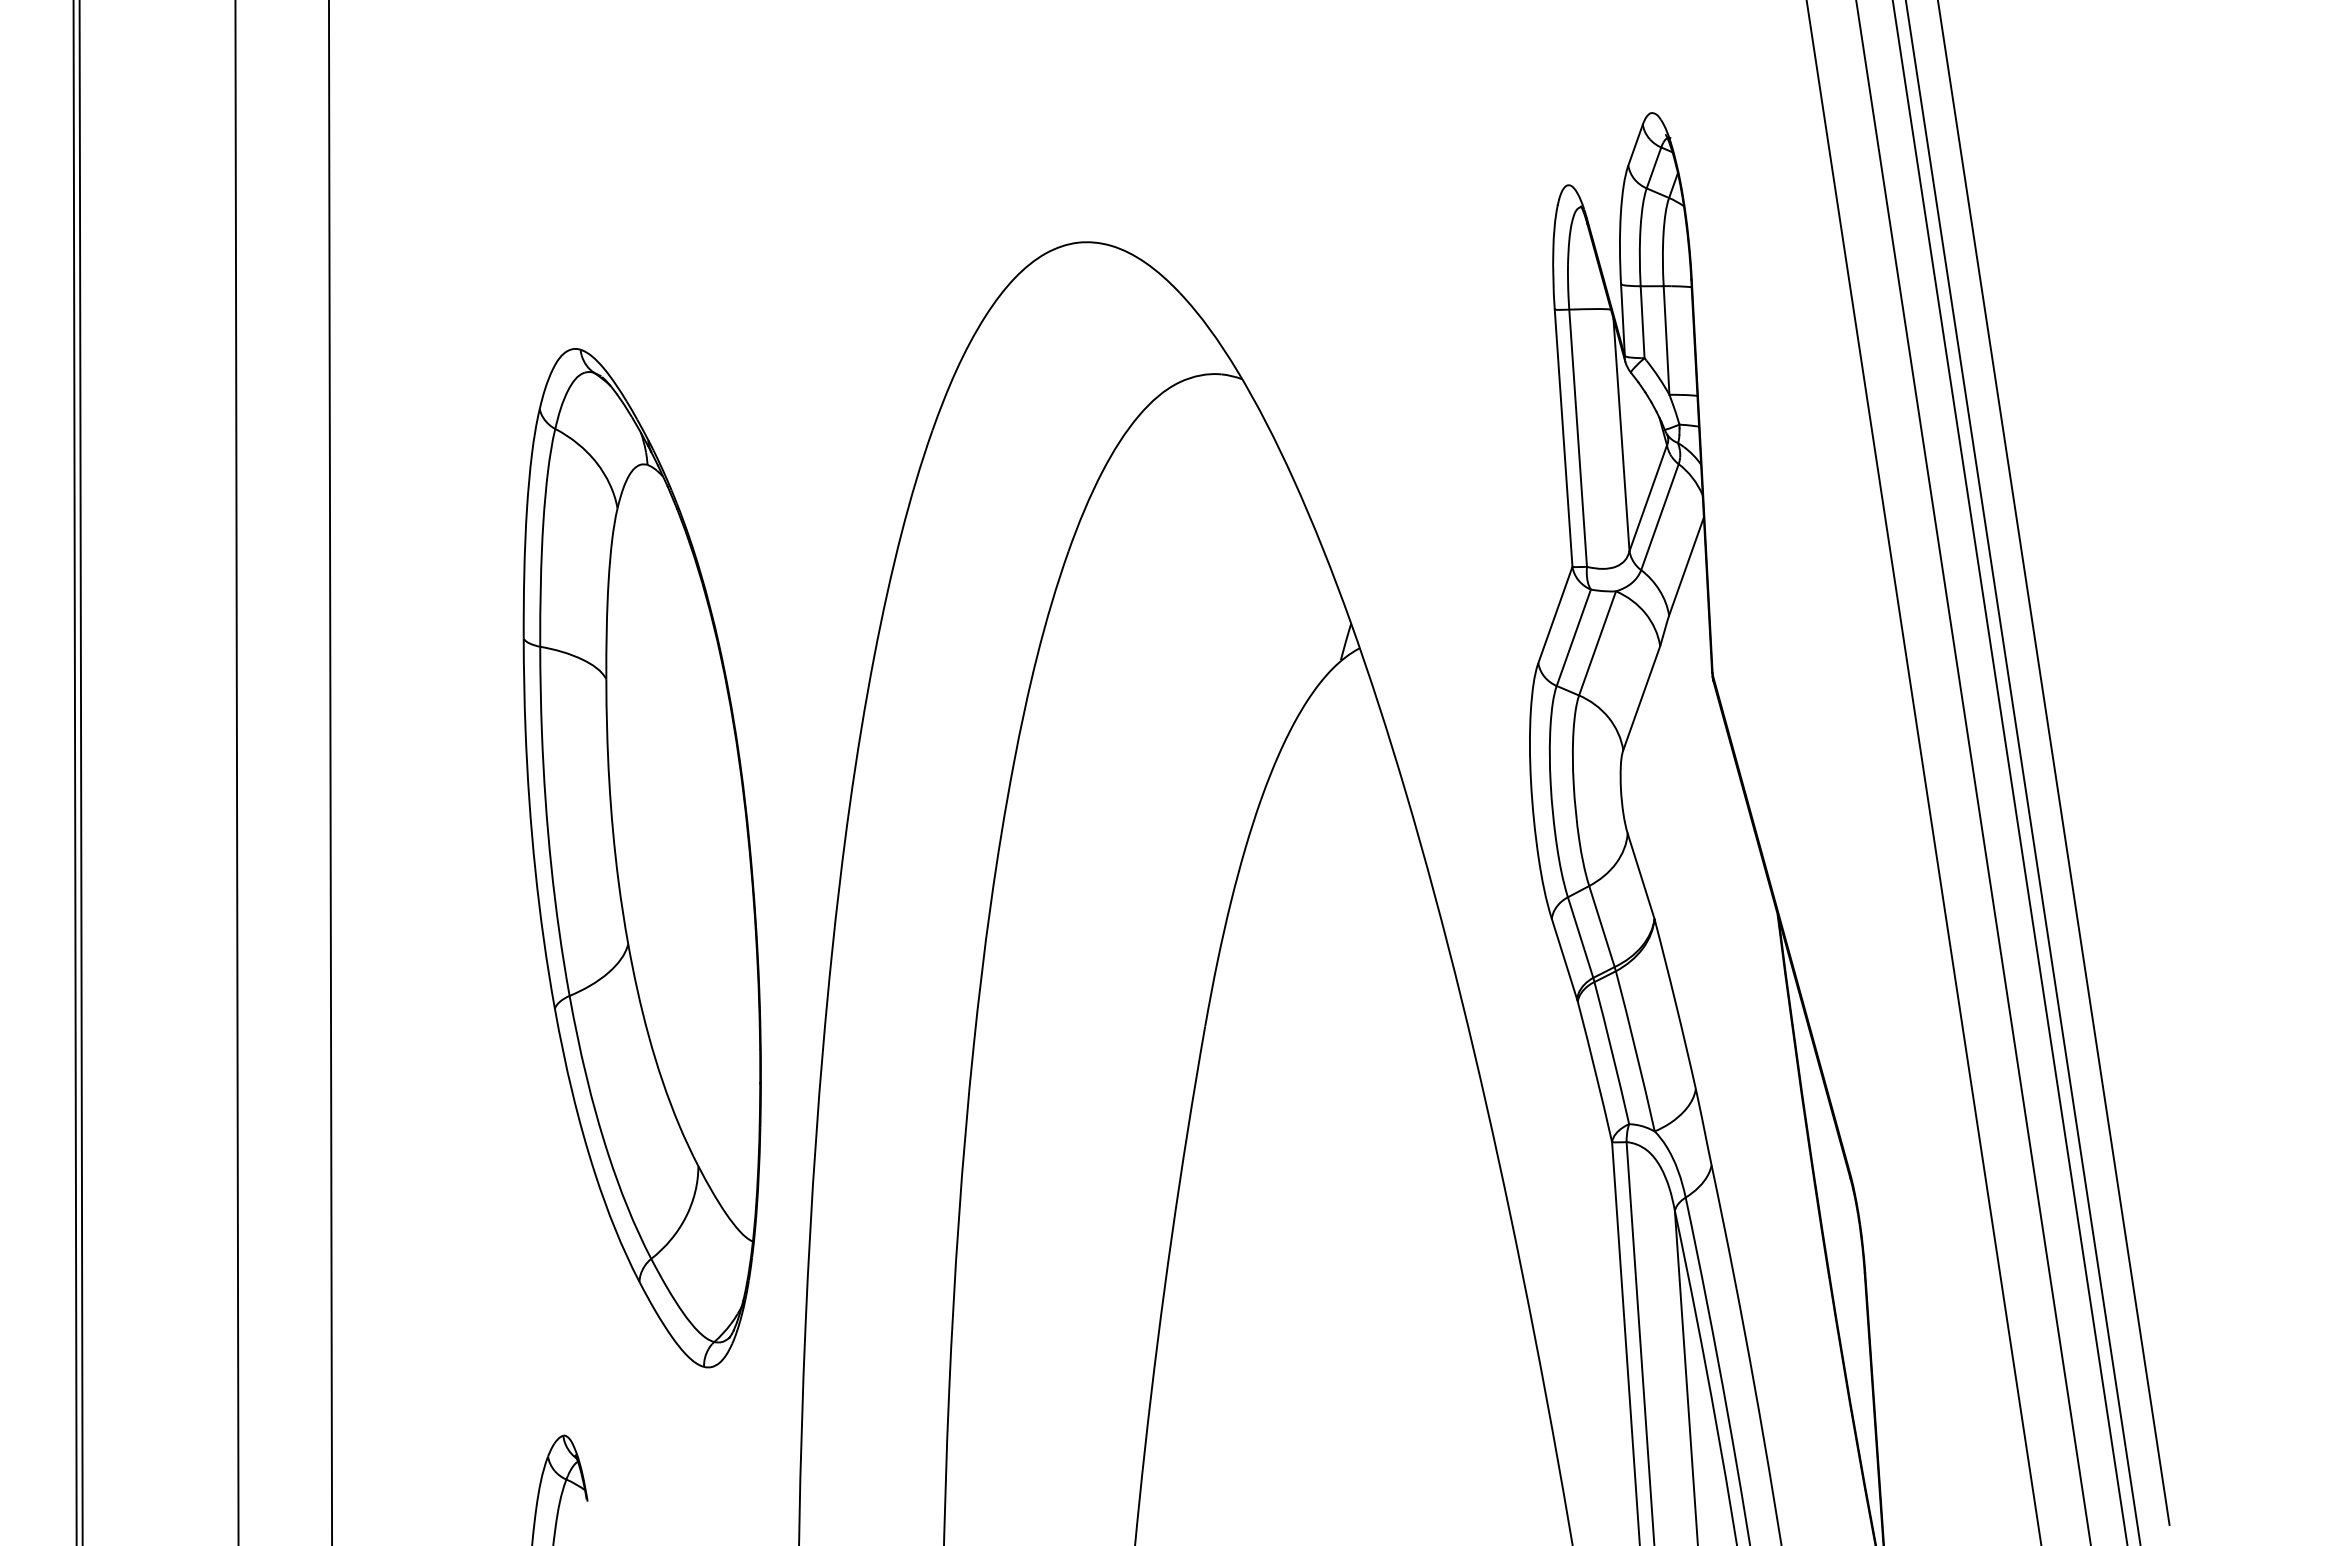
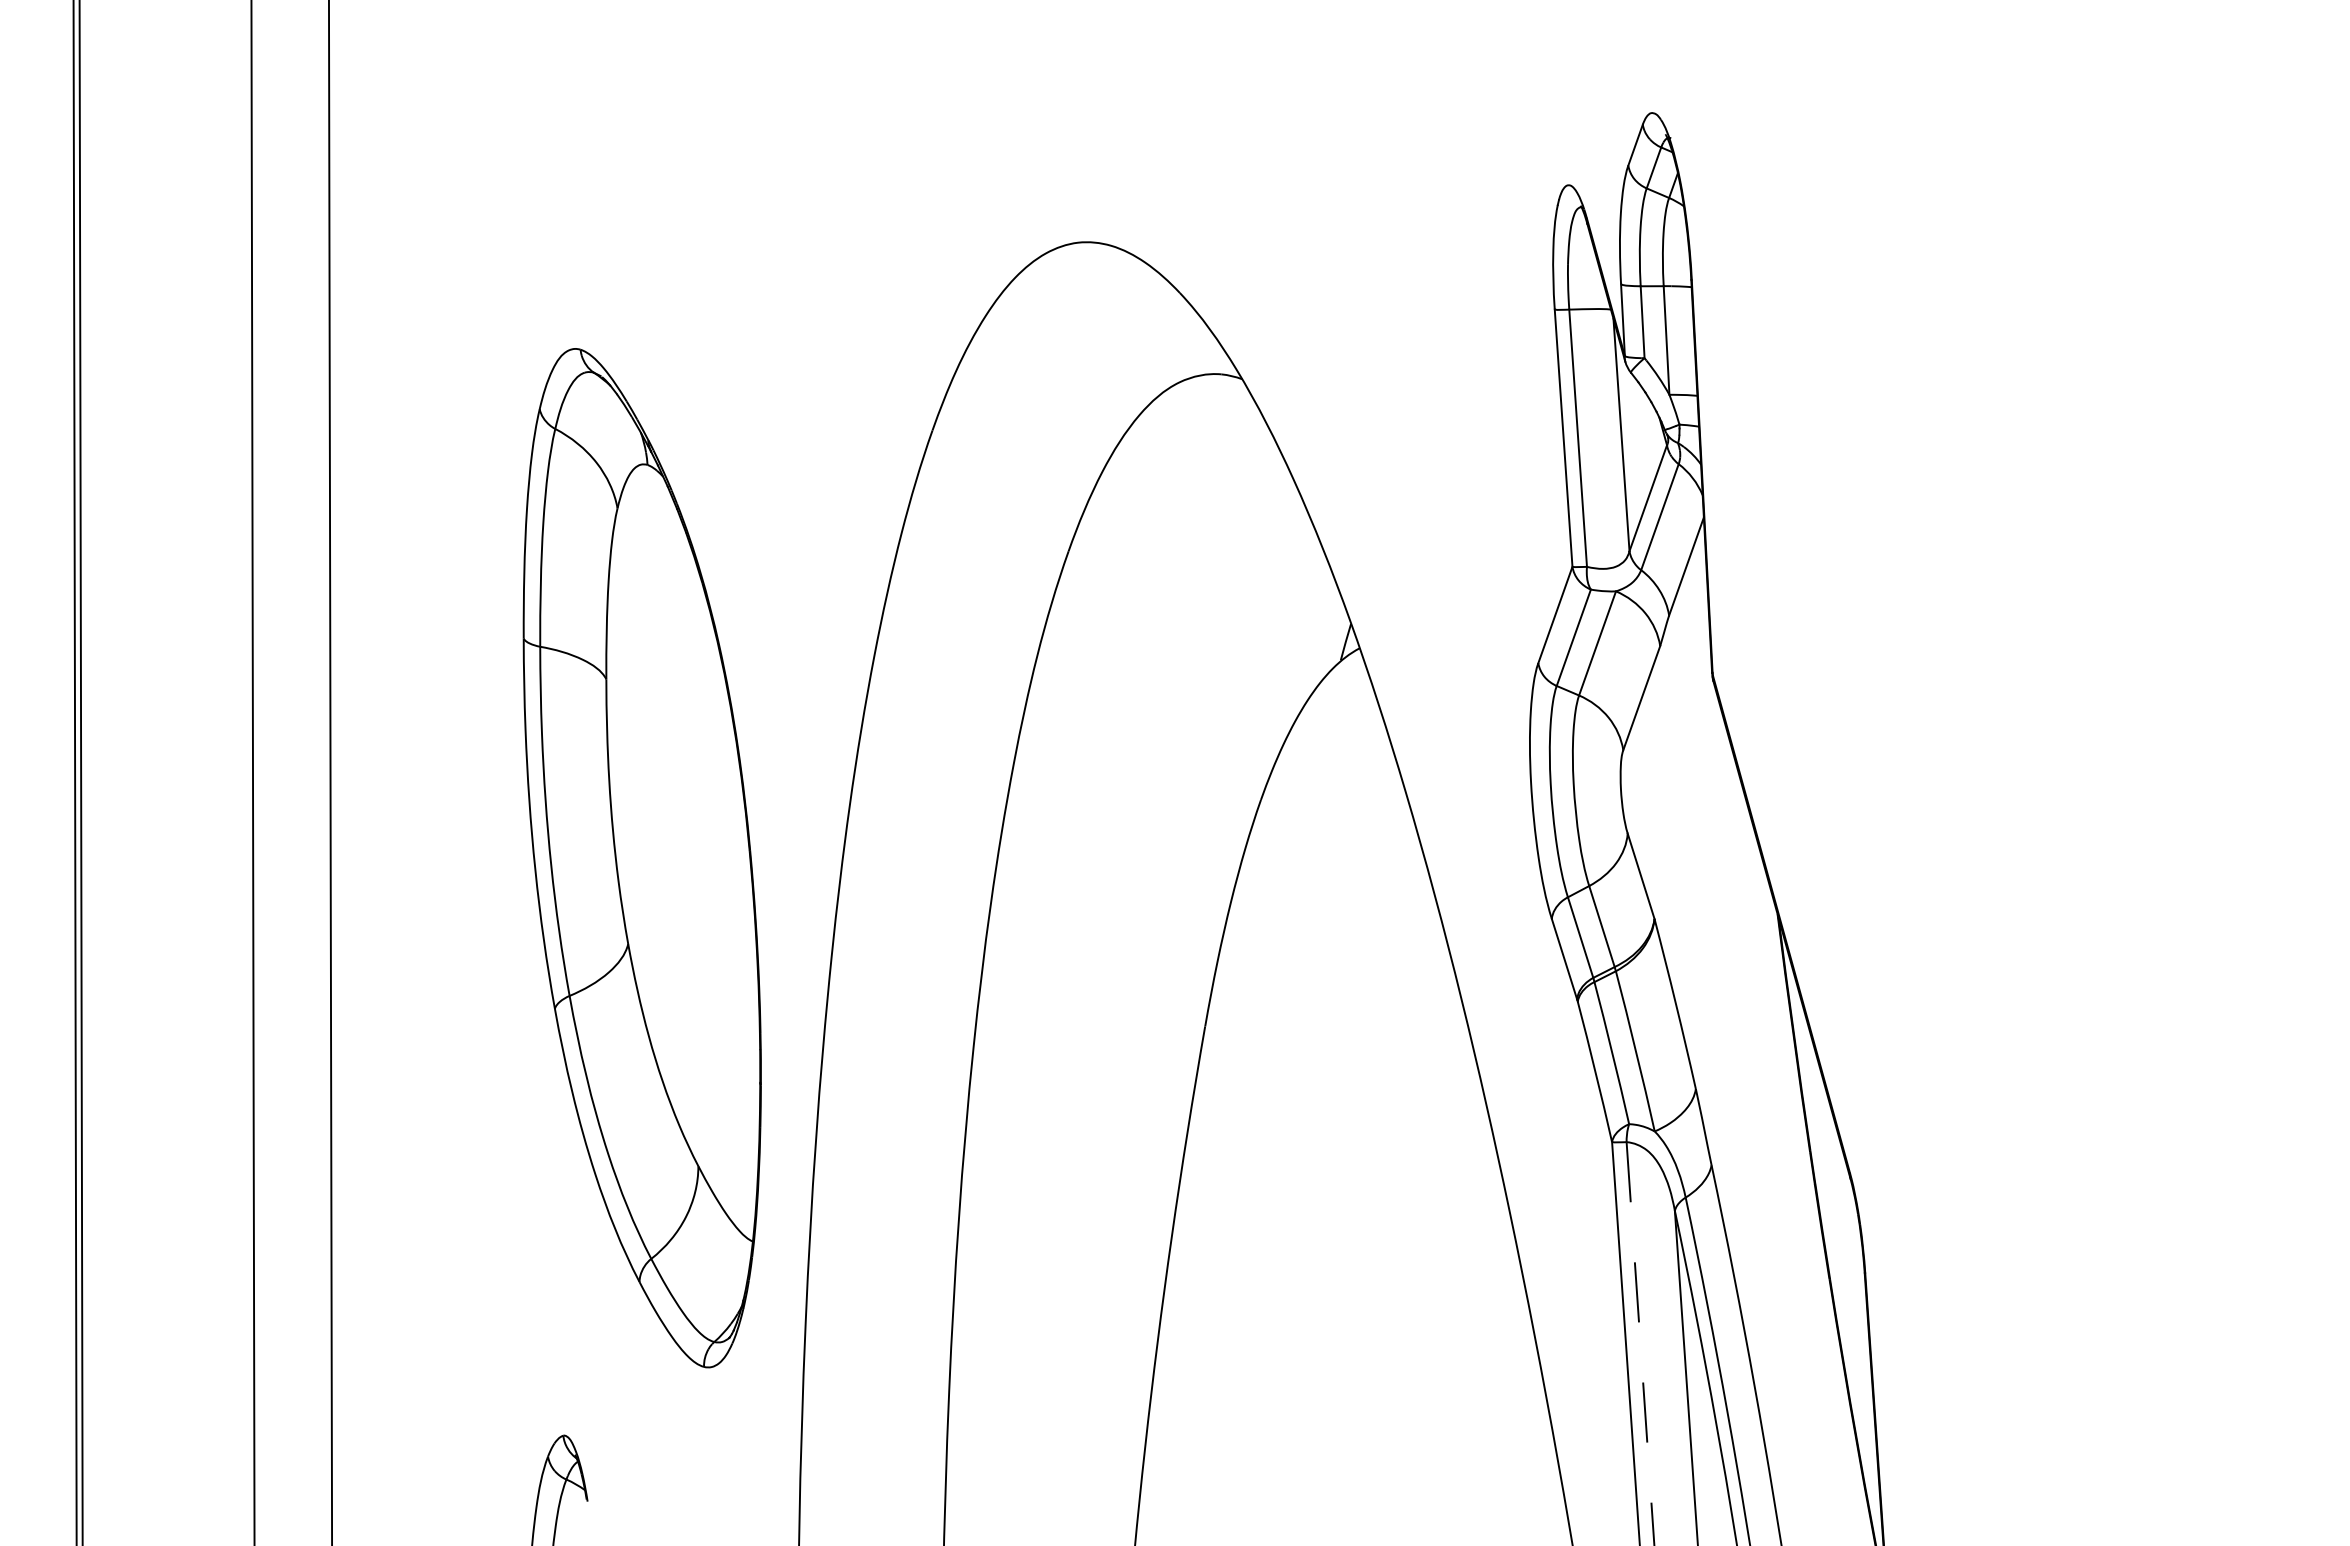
line: present -> none (2053, 763)
line position: (236, 772) -> (252, 772) (252, 772)
line: present -> none (1923, 772)
line: present -> none (1973, 772)
line: present -> none (2010, 772)
line: present -> none (2023, 772)
line: solid -> dashed (1640, 1344)
